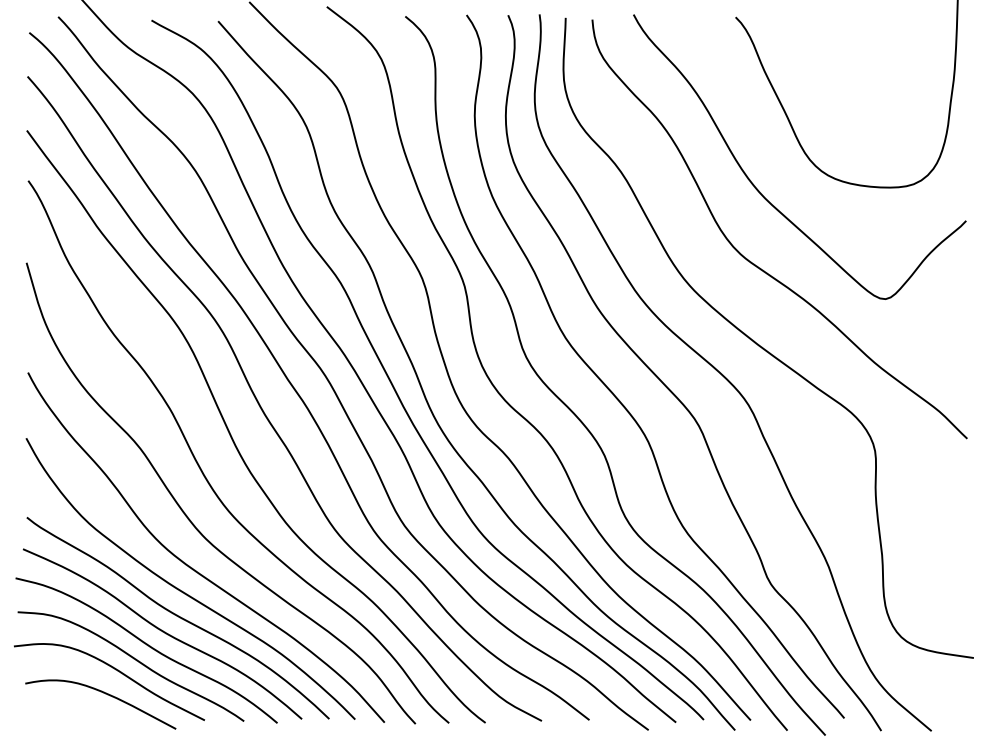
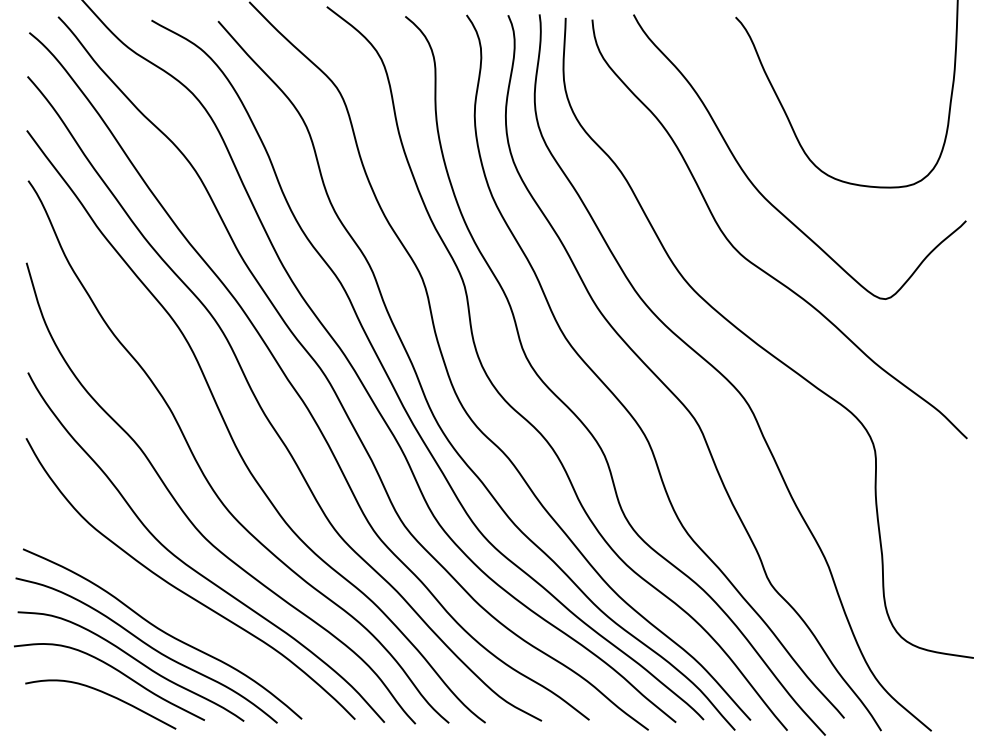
curve: present -> none (178, 617)
